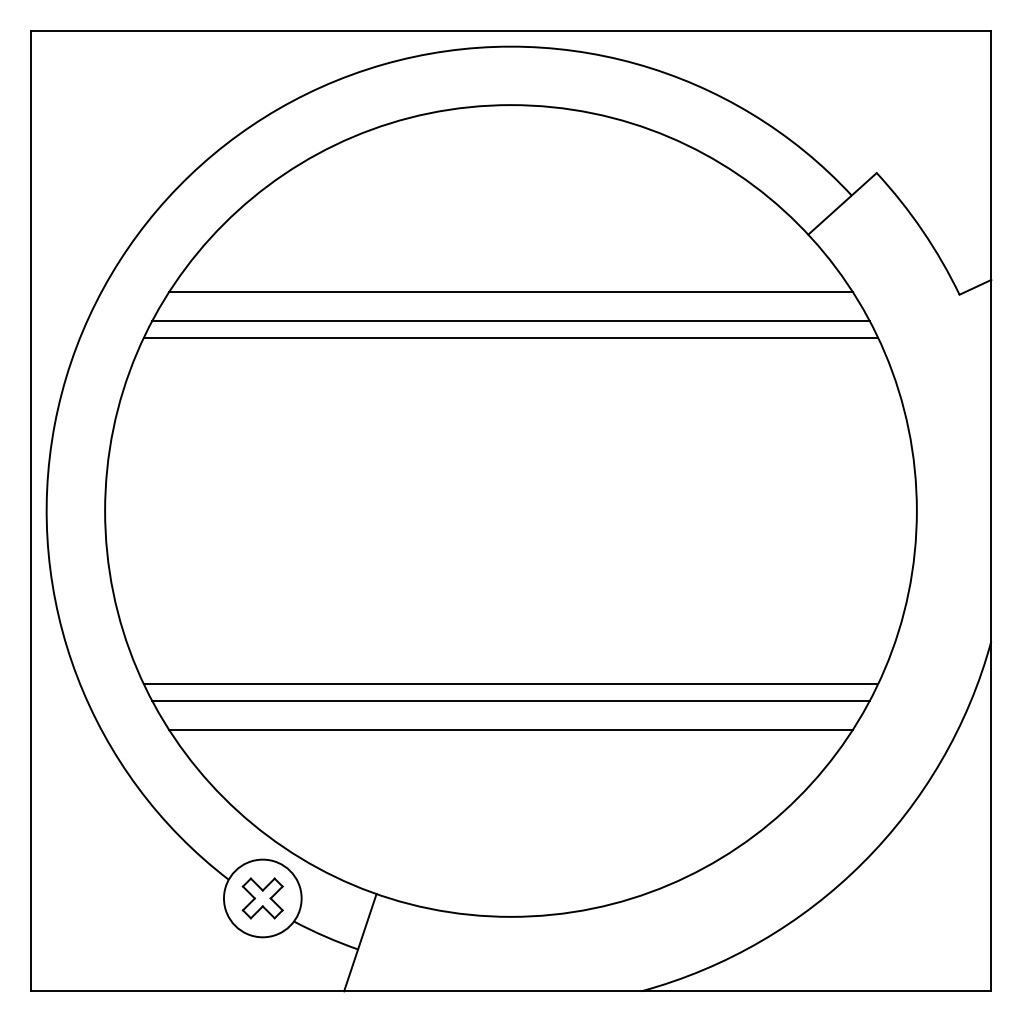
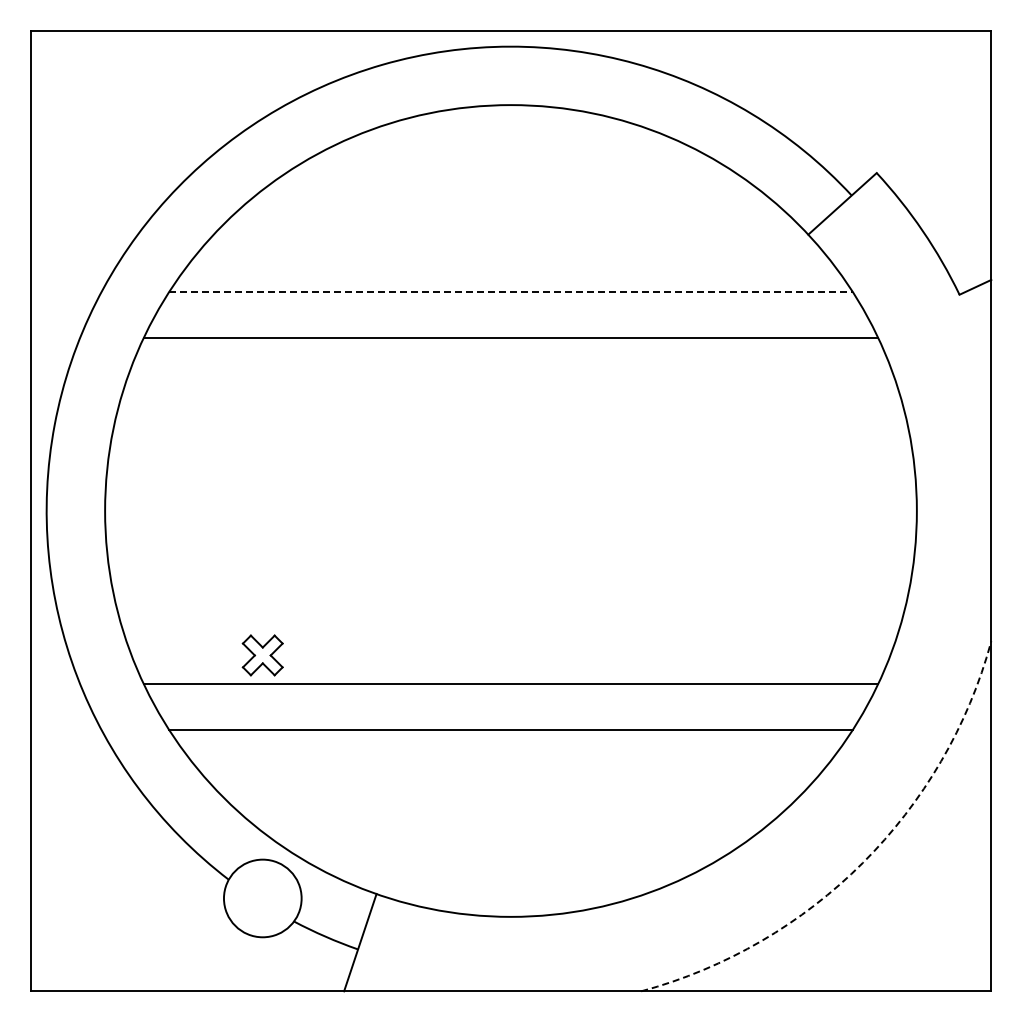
line: solid -> dashed (510, 292)
line: present -> none (510, 321)
line: present -> none (510, 700)
arc: solid -> dashed (862, 862)
part position: (262, 898) -> (262, 655) (262, 655)
